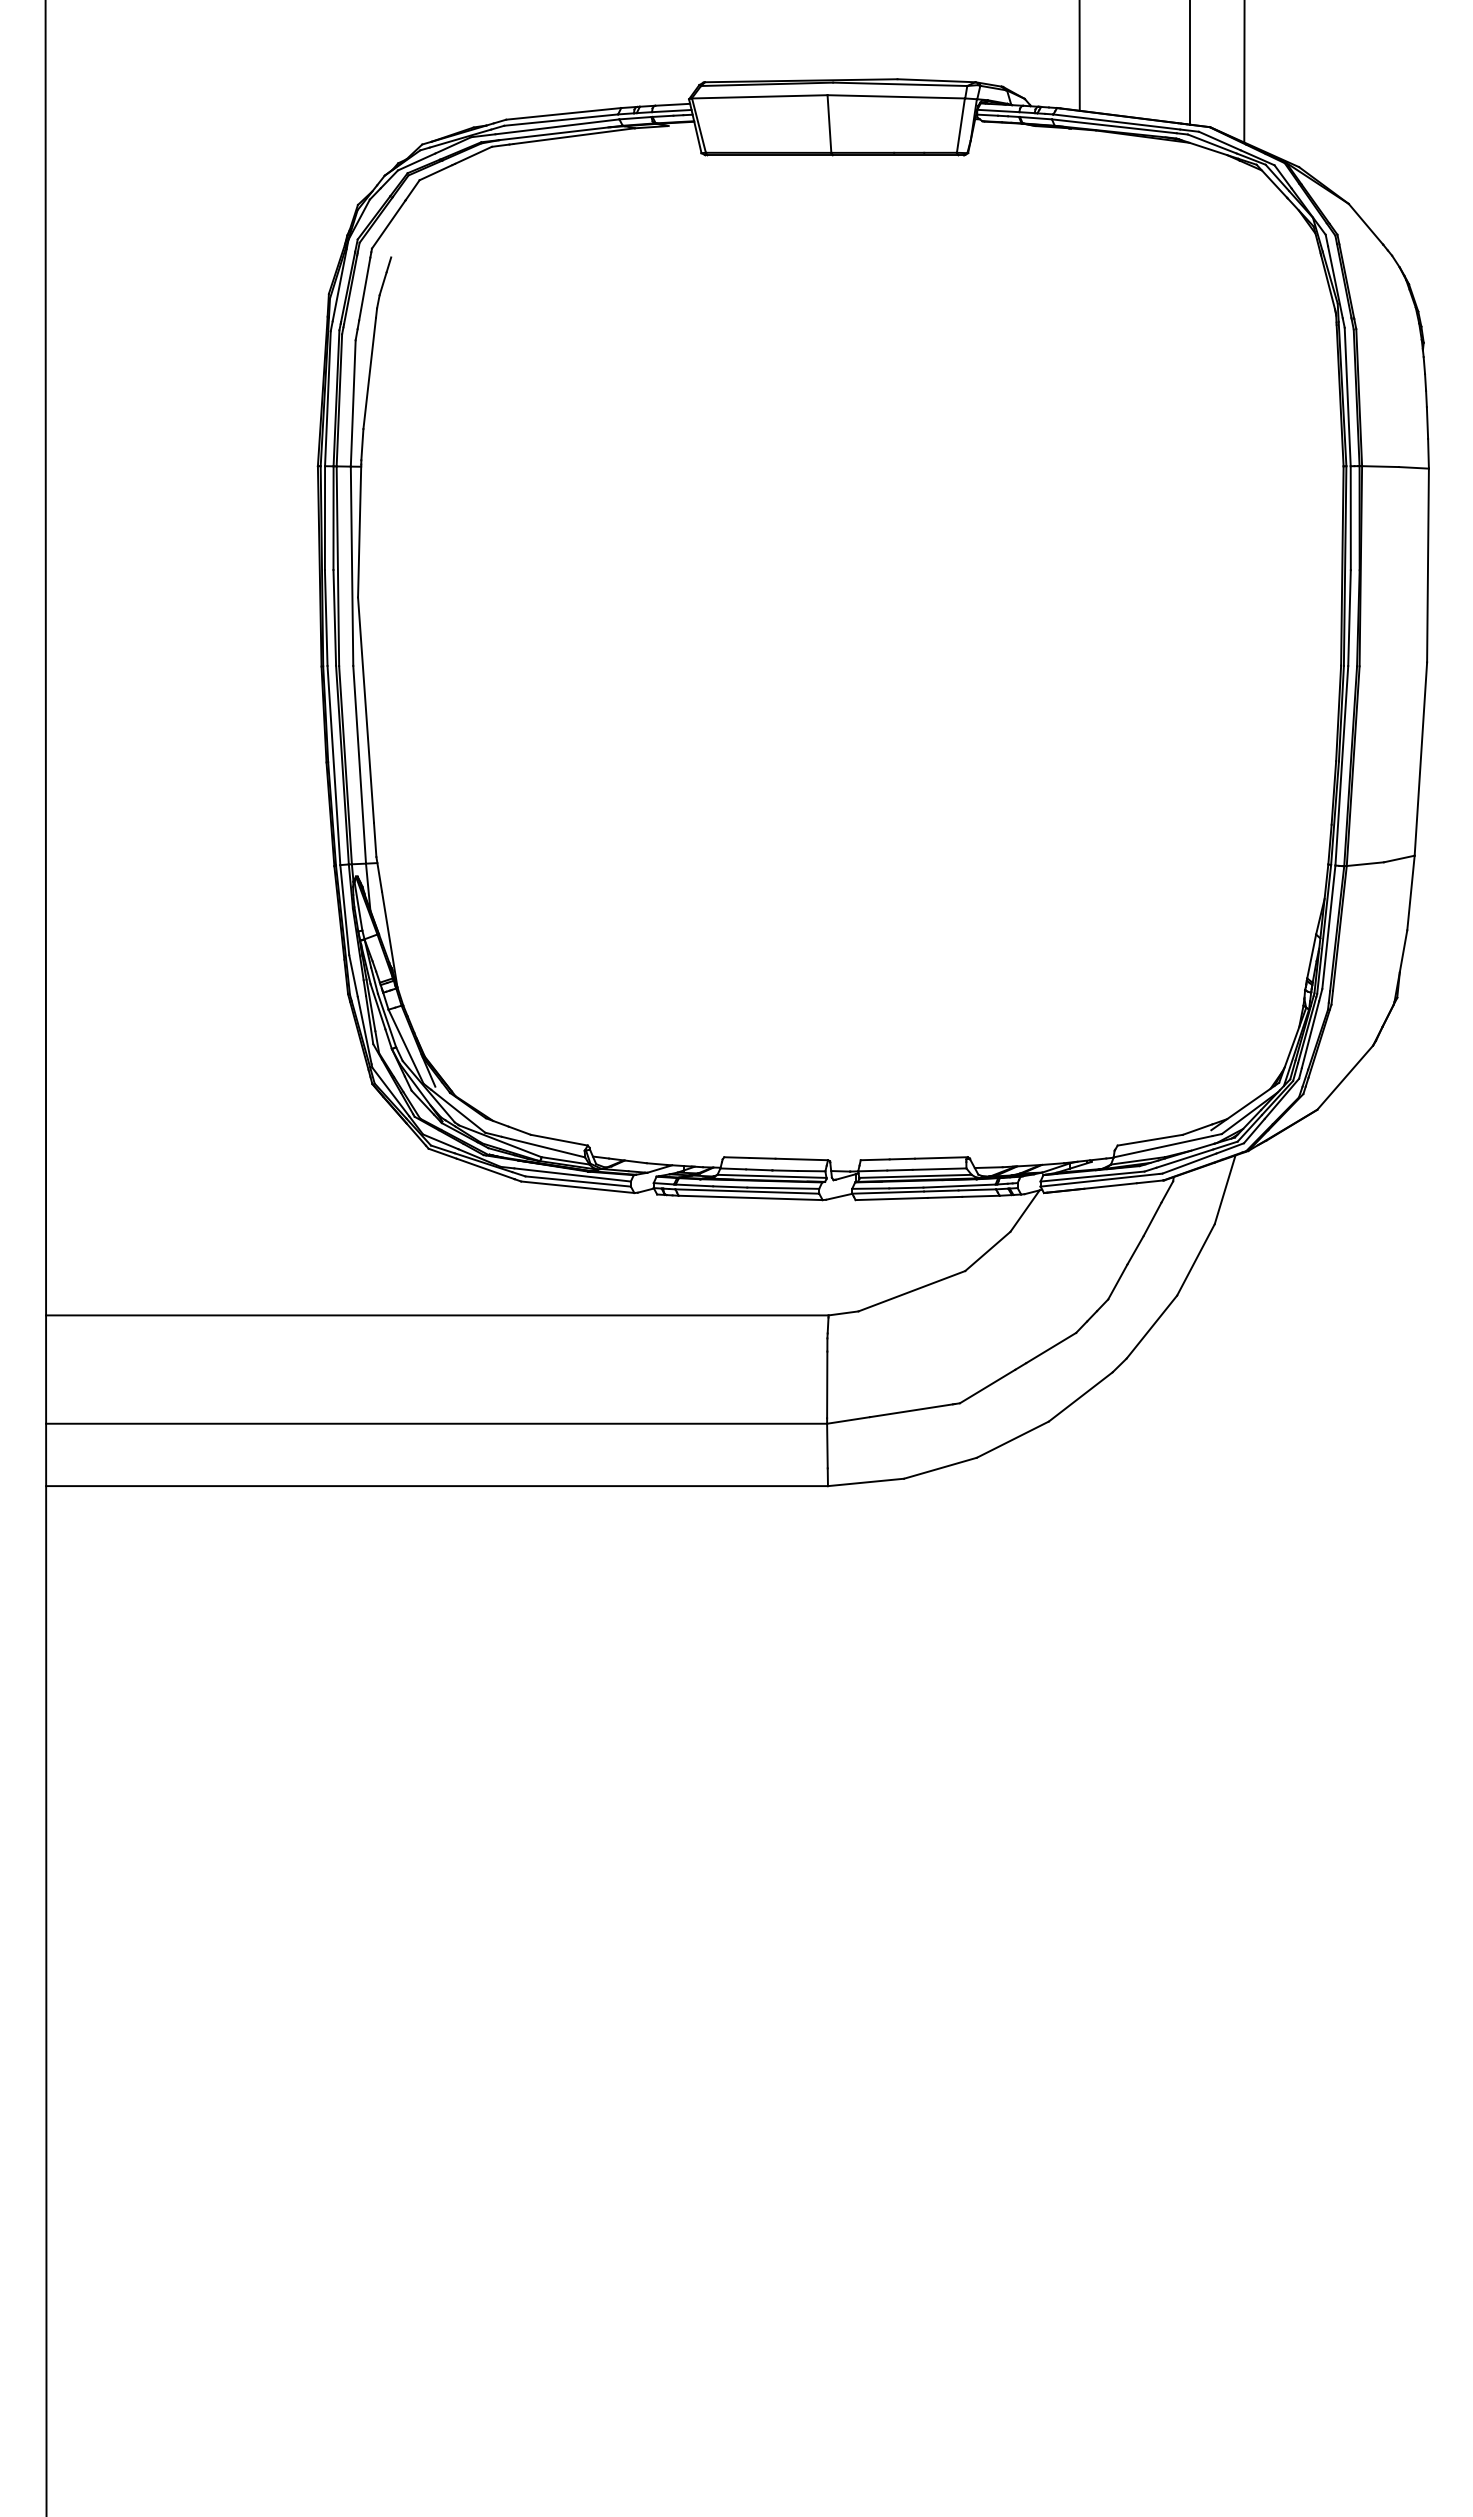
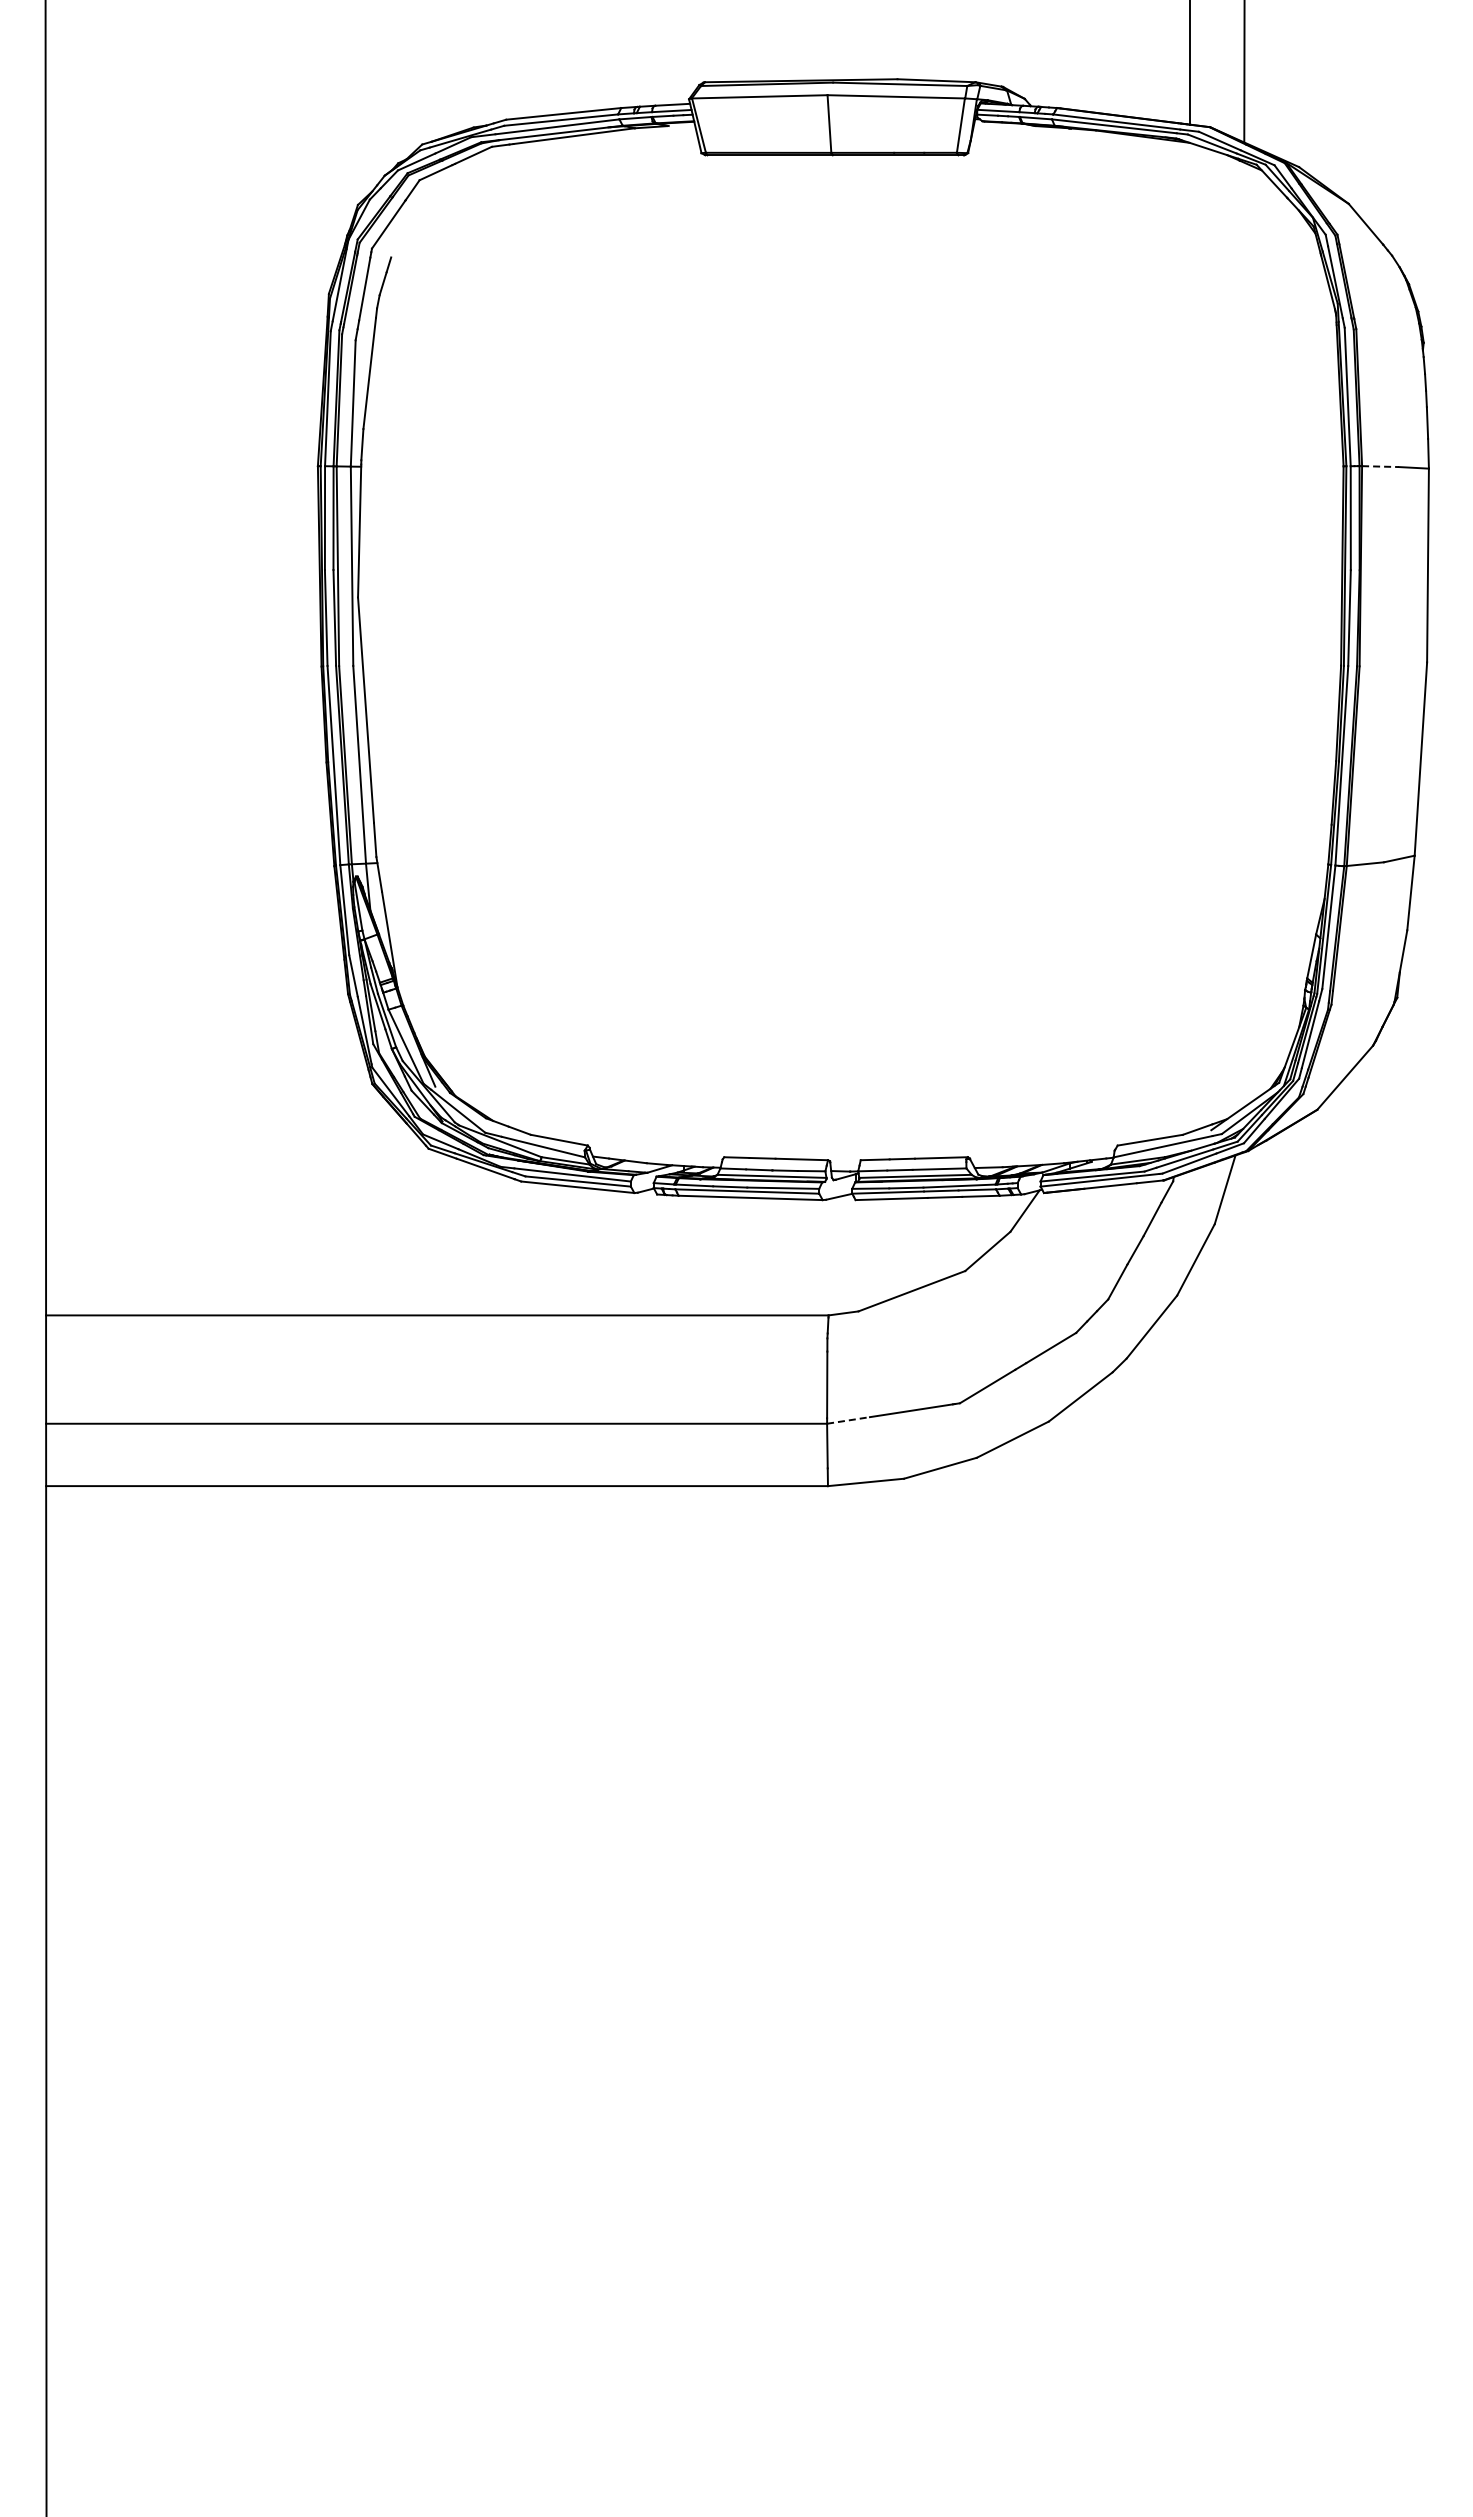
line: present -> none (1079, 56)
line: solid -> dashed (1380, 466)
line: solid -> dashed (848, 1420)
